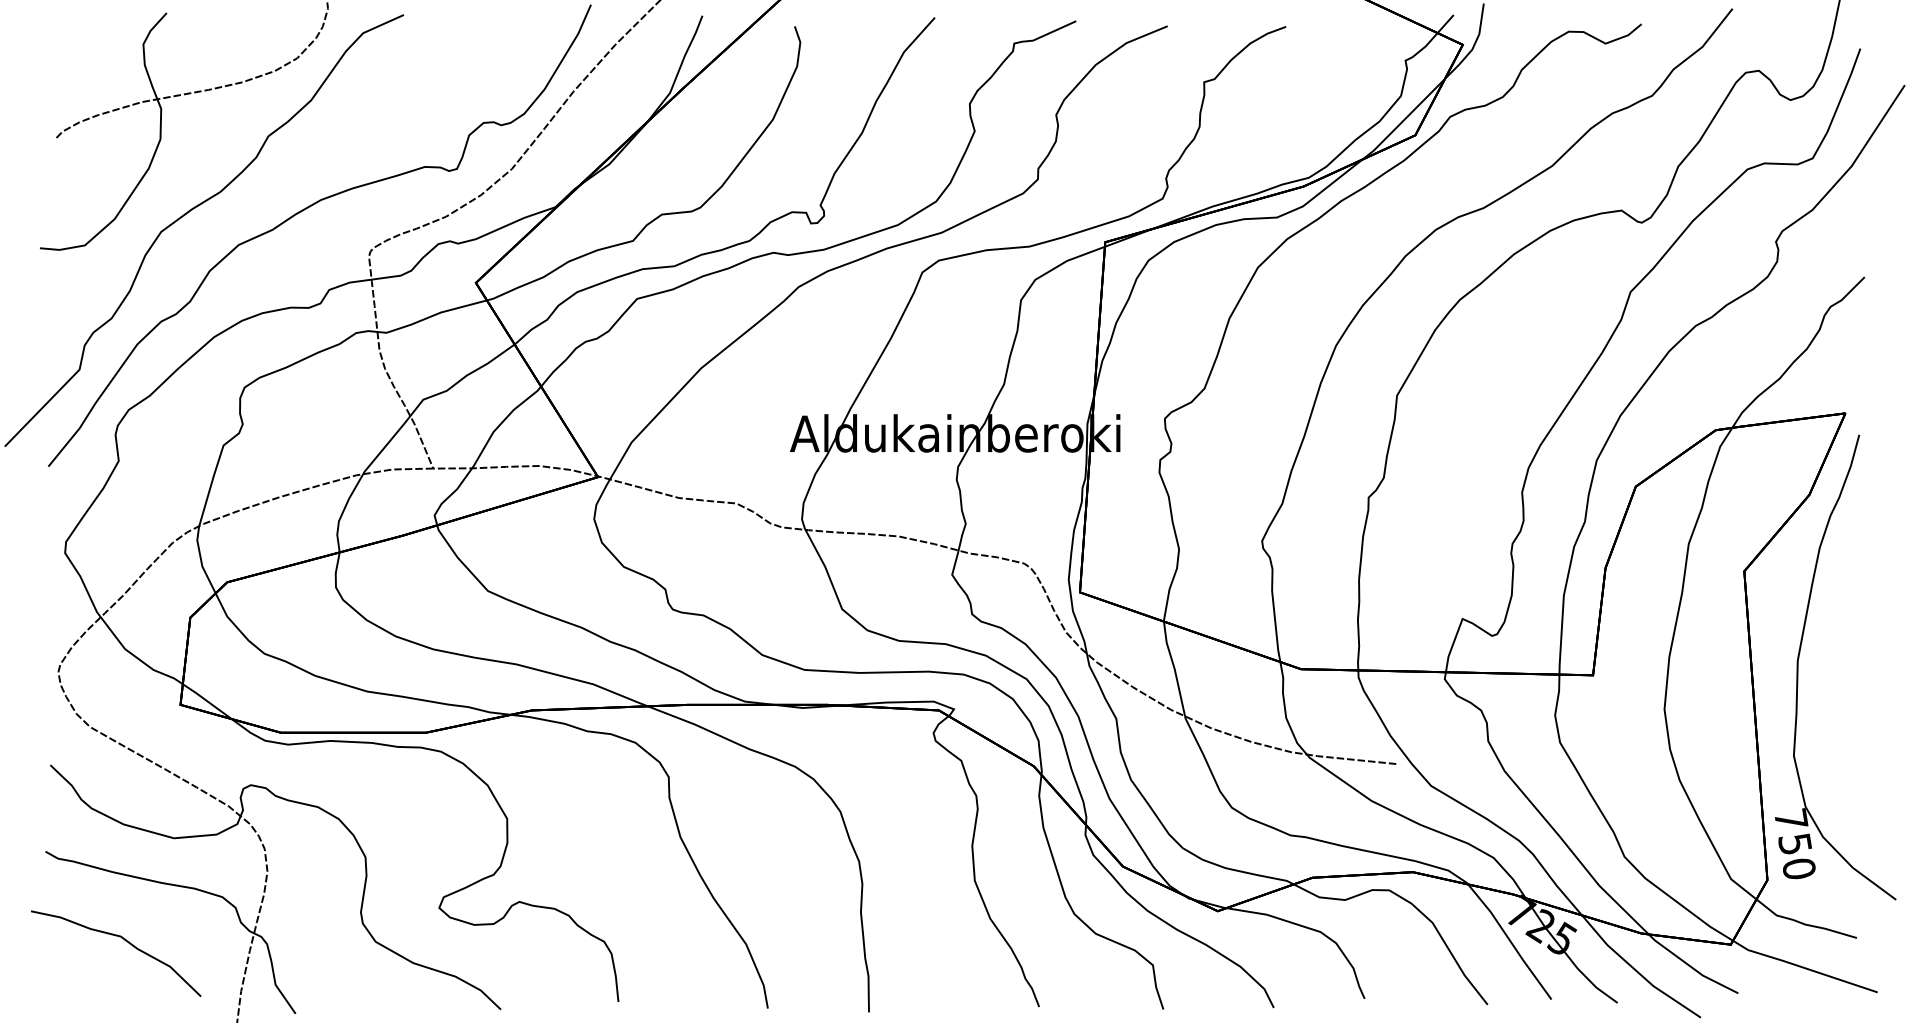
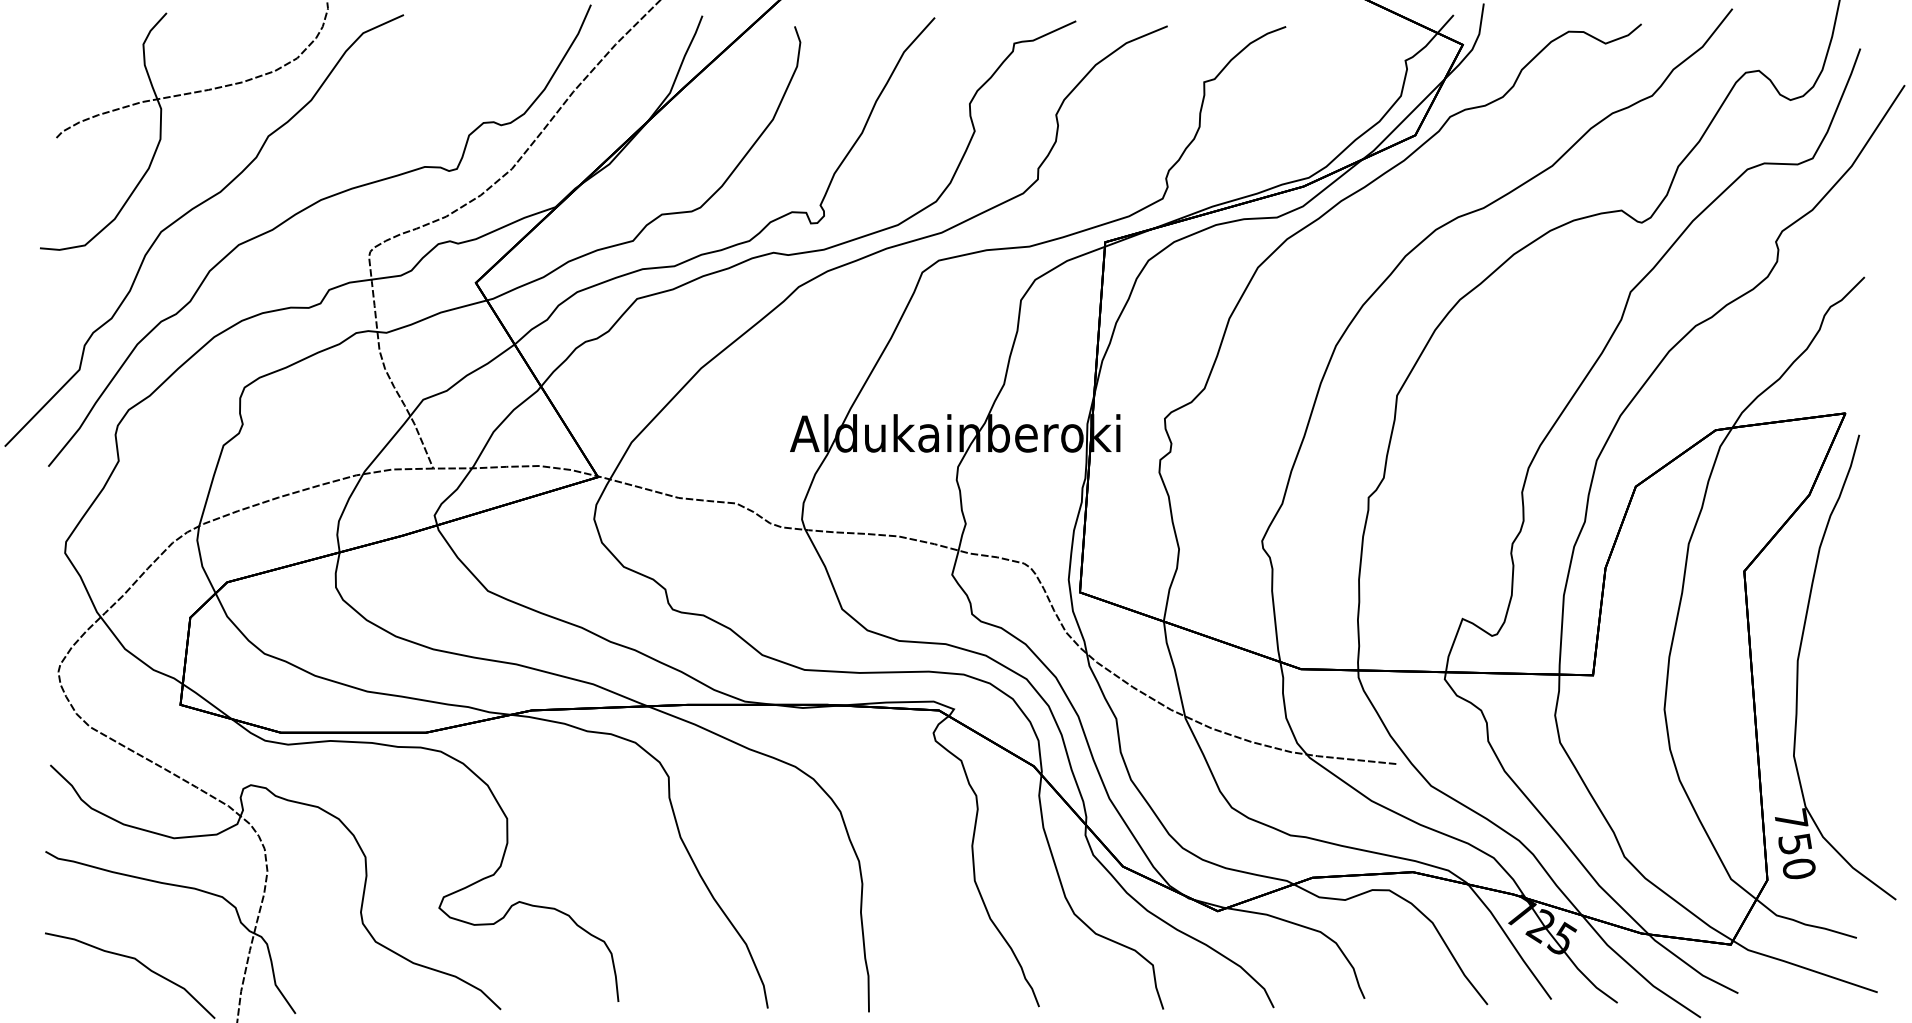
curve position: (125, 941) -> (139, 963) (139, 963)
